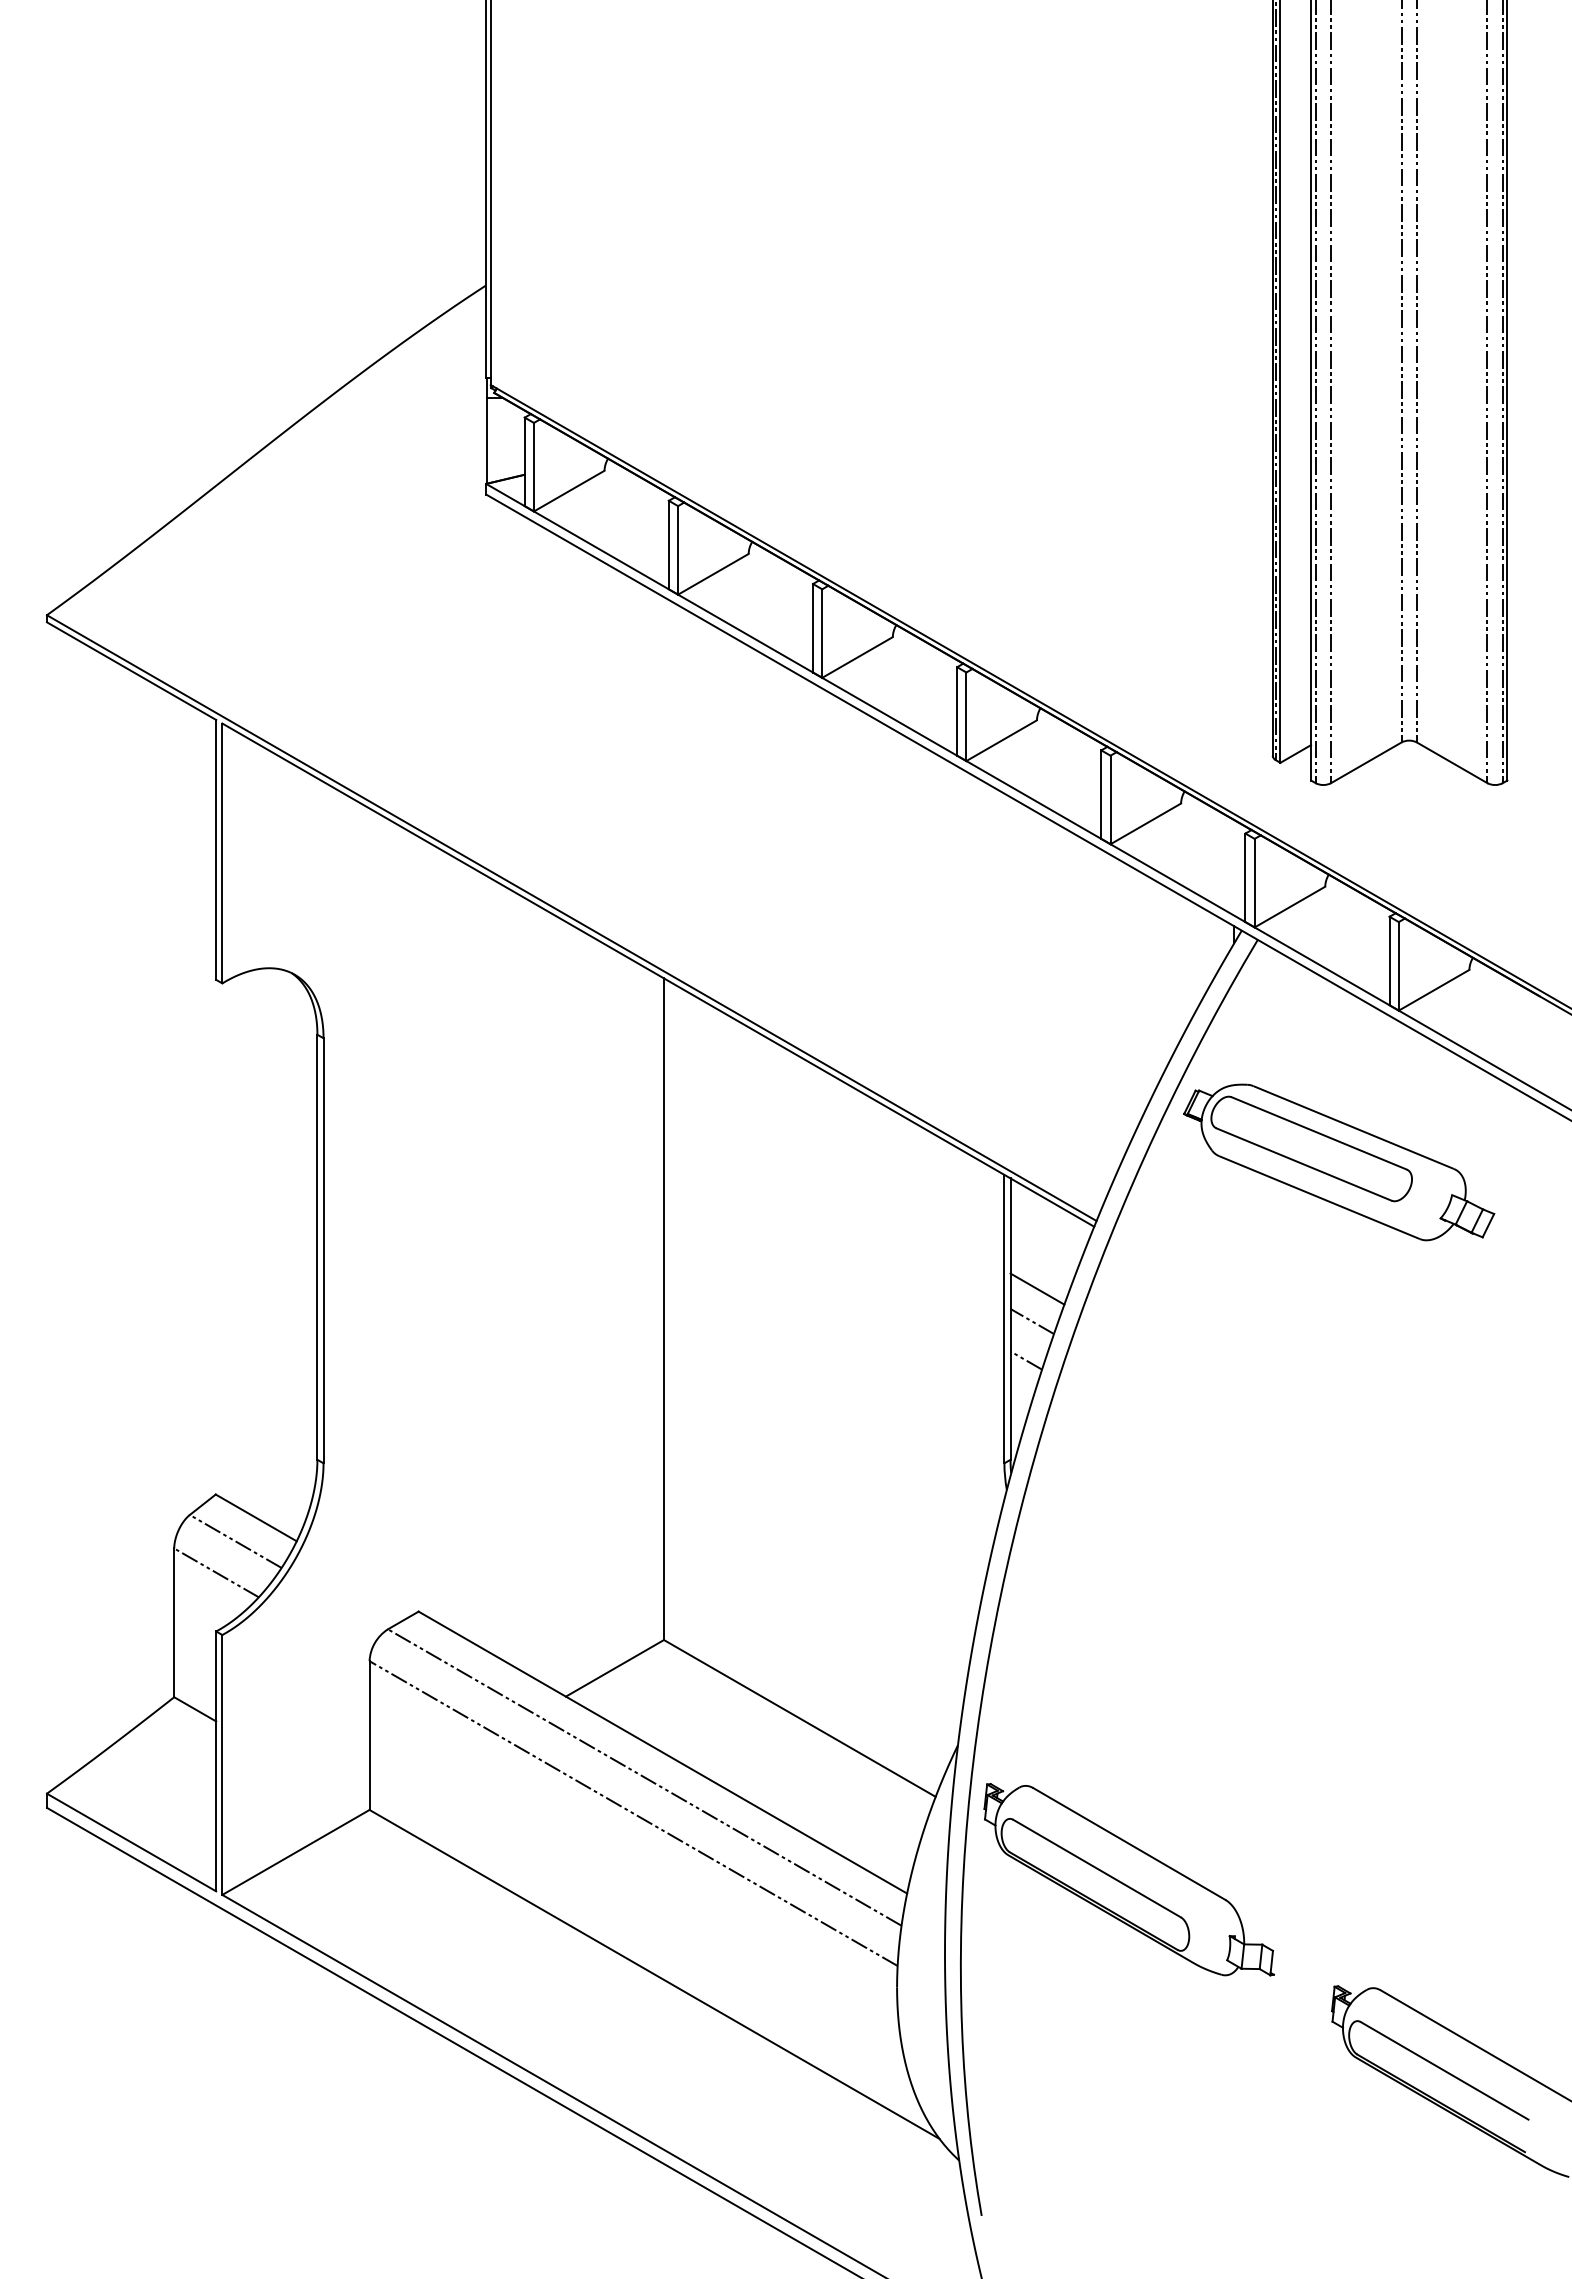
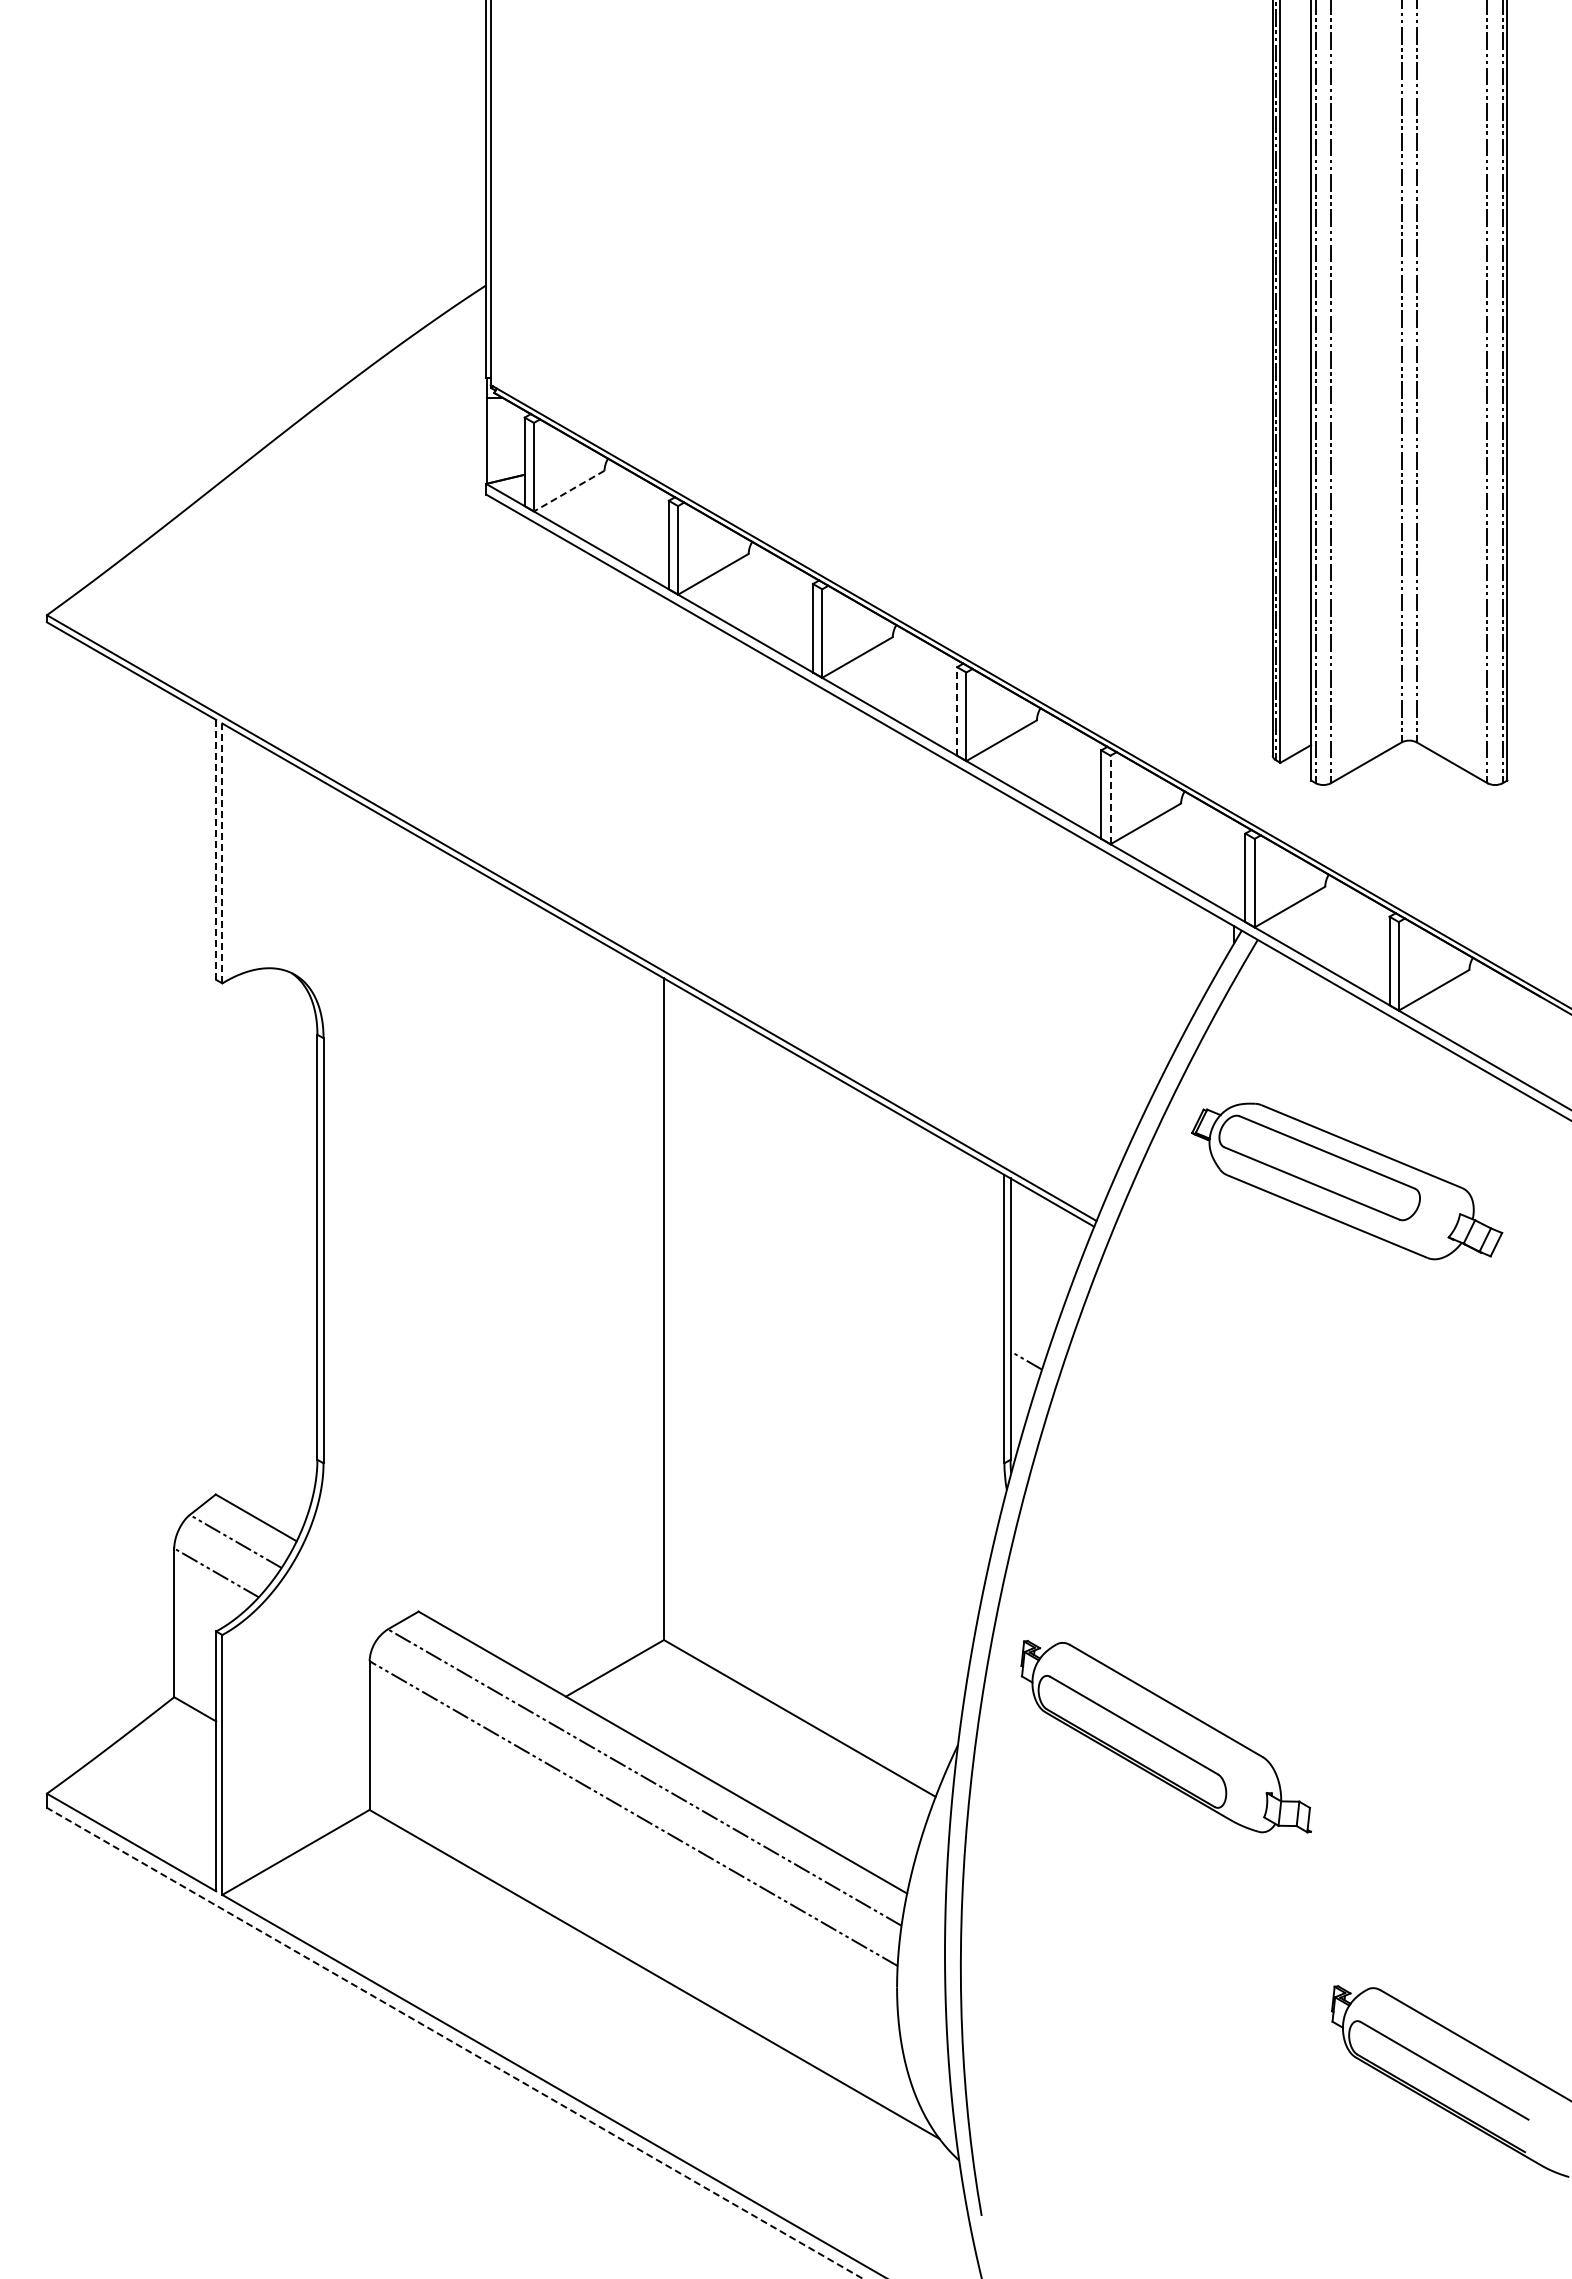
line: solid -> dashed (569, 491)
line: solid -> dashed (957, 710)
line: solid -> dashed (1110, 799)
line: solid -> dashed (216, 849)
line: solid -> dashed (222, 853)
part position: (1339, 1162) -> (1347, 1181) (1347, 1181)
line: present -> none (1037, 1288)
line: present -> none (1032, 1321)
part position: (1128, 1879) -> (1165, 1736) (1165, 1736)
line: solid -> dashed (454, 2043)
